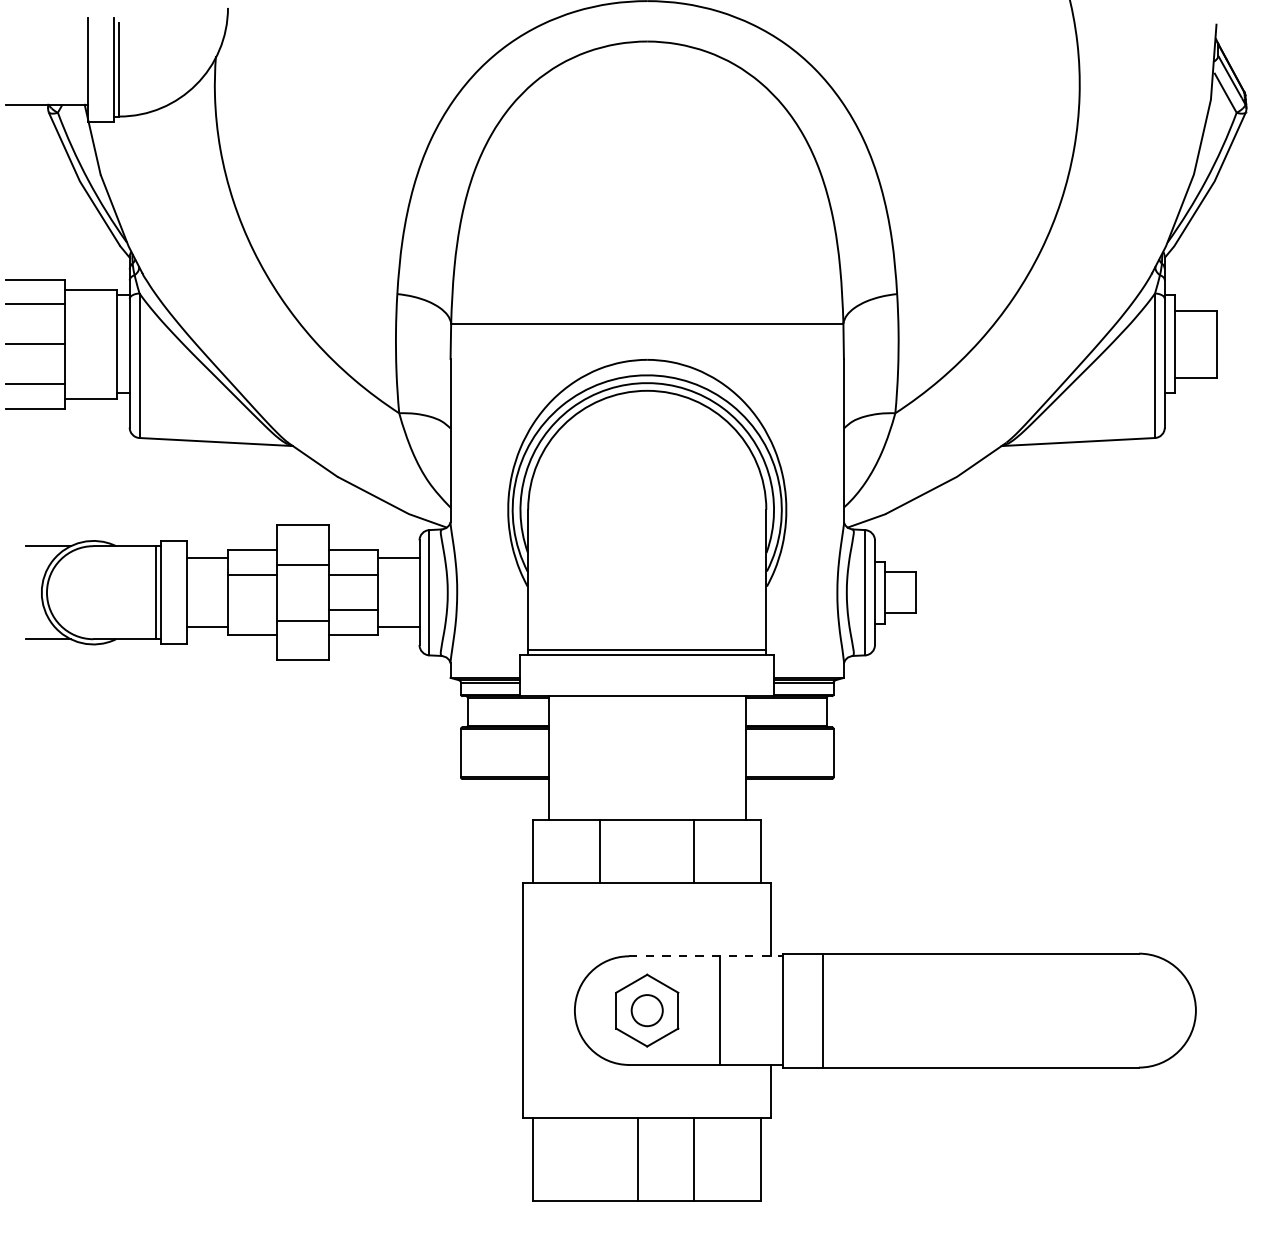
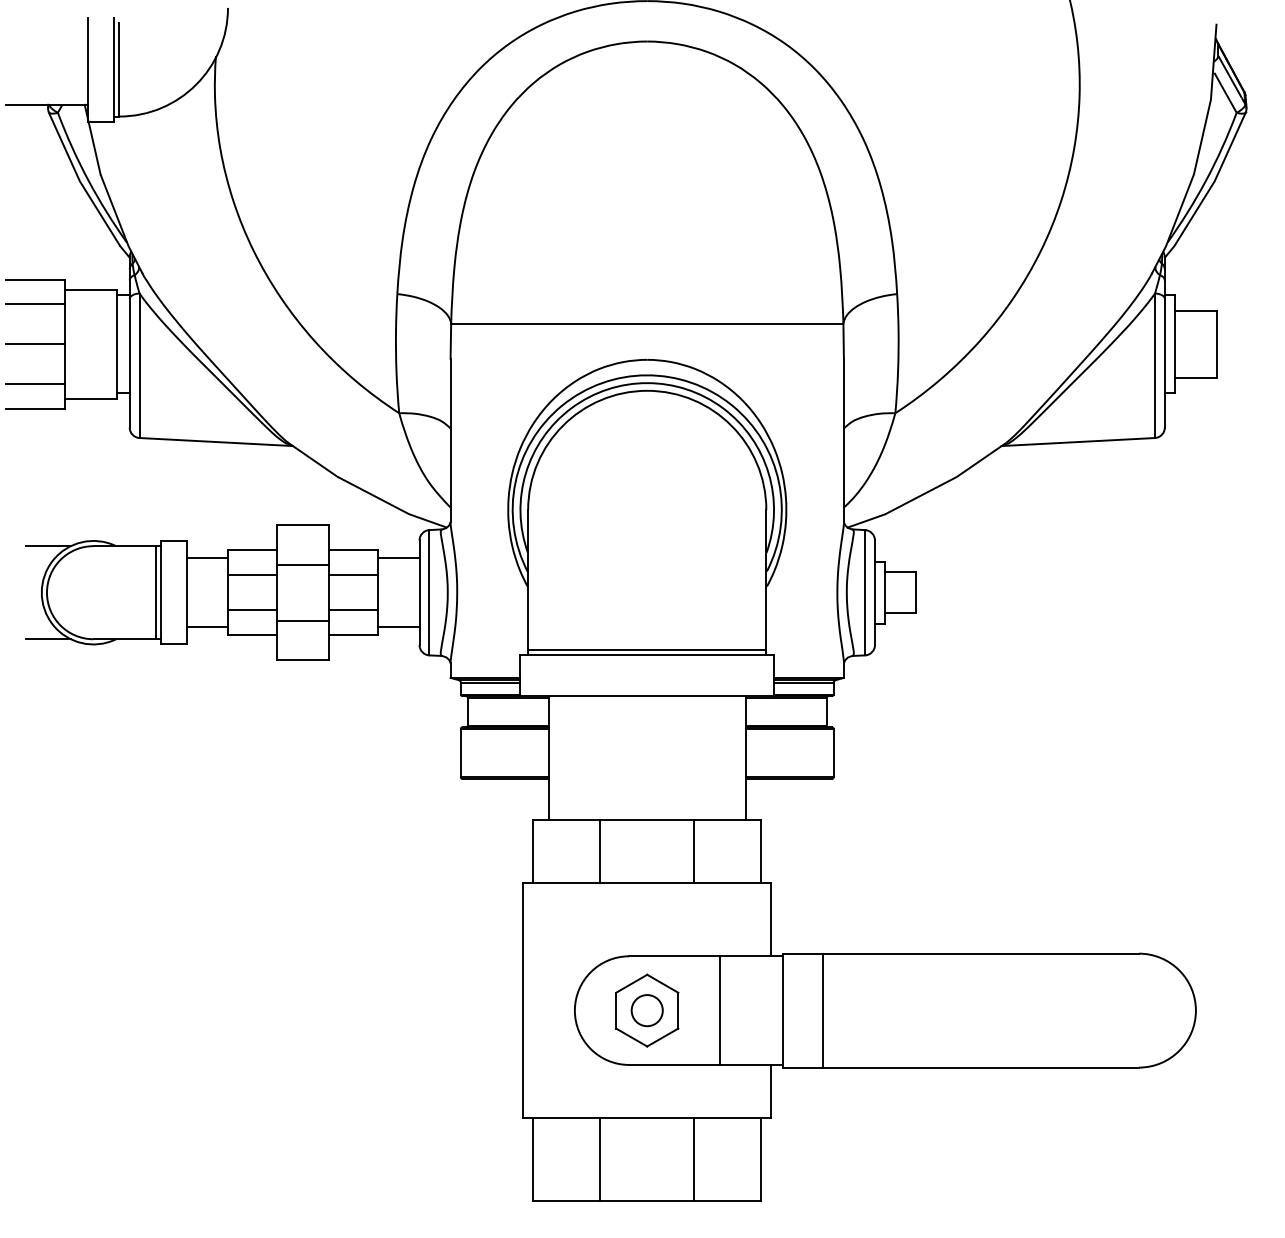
line: none -> present (252, 610)
line: dashed -> solid (706, 956)
line position: (638, 1159) -> (600, 1159) (600, 1159)
